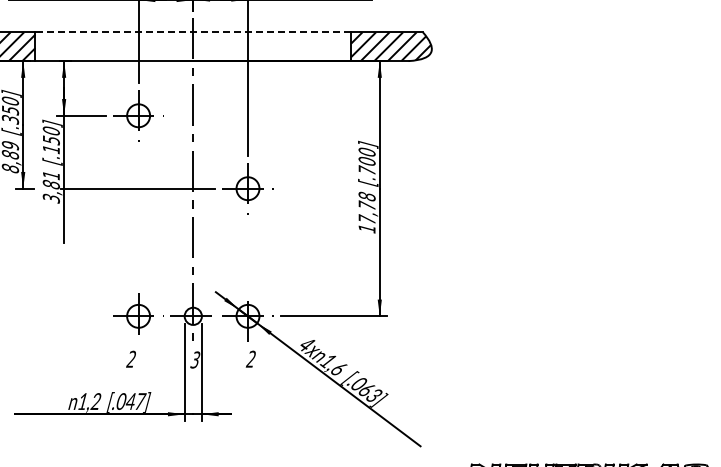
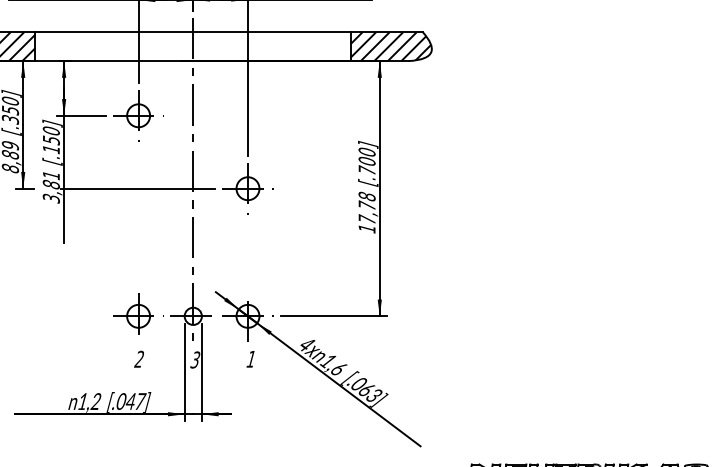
line: dashed -> solid (193, 32)
text position: (130, 358) -> (138, 358) (138, 358)
text: 2 -> 1 (250, 358)
